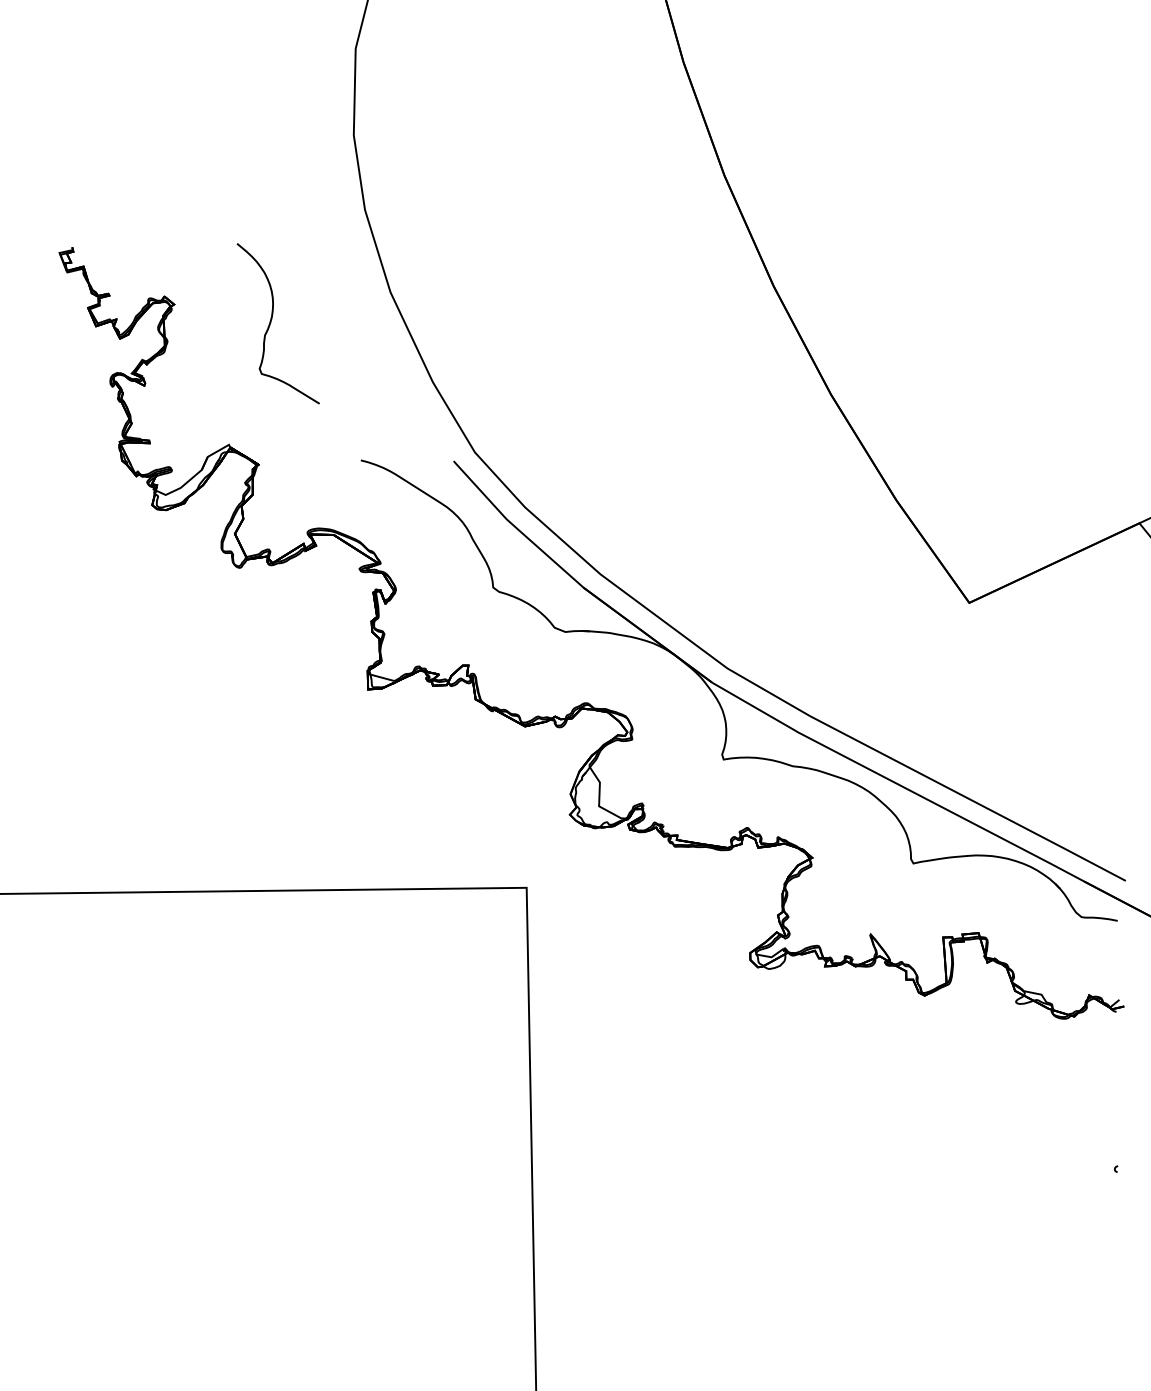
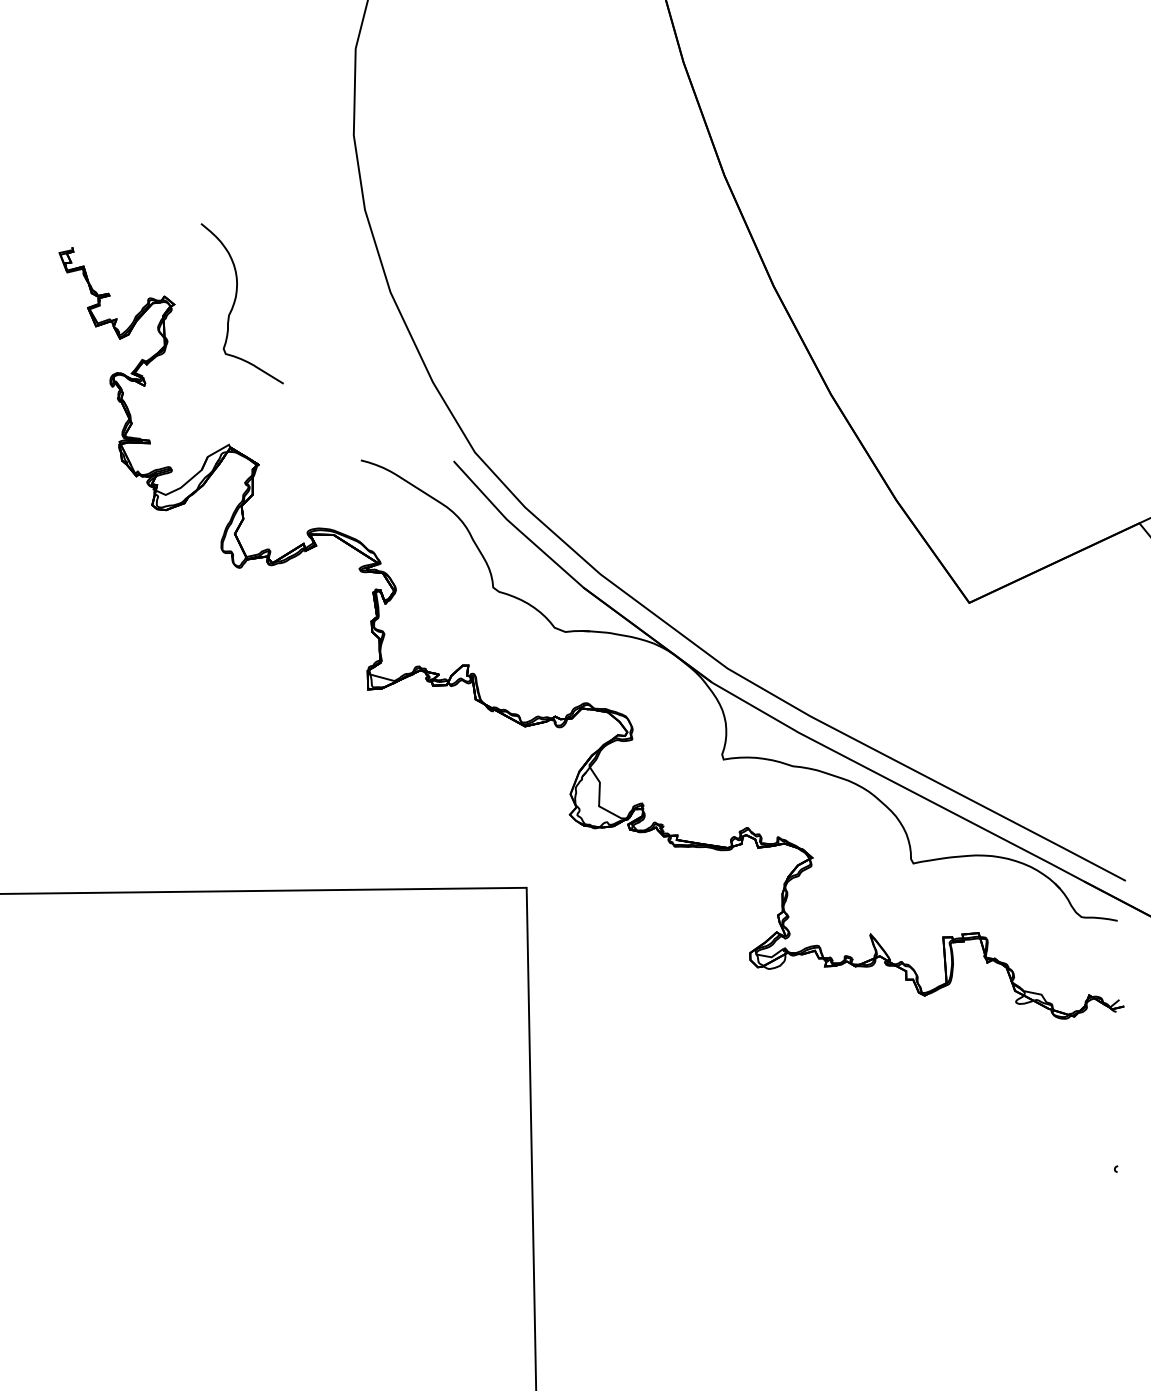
curve position: (271, 322) -> (235, 302) (235, 302)
